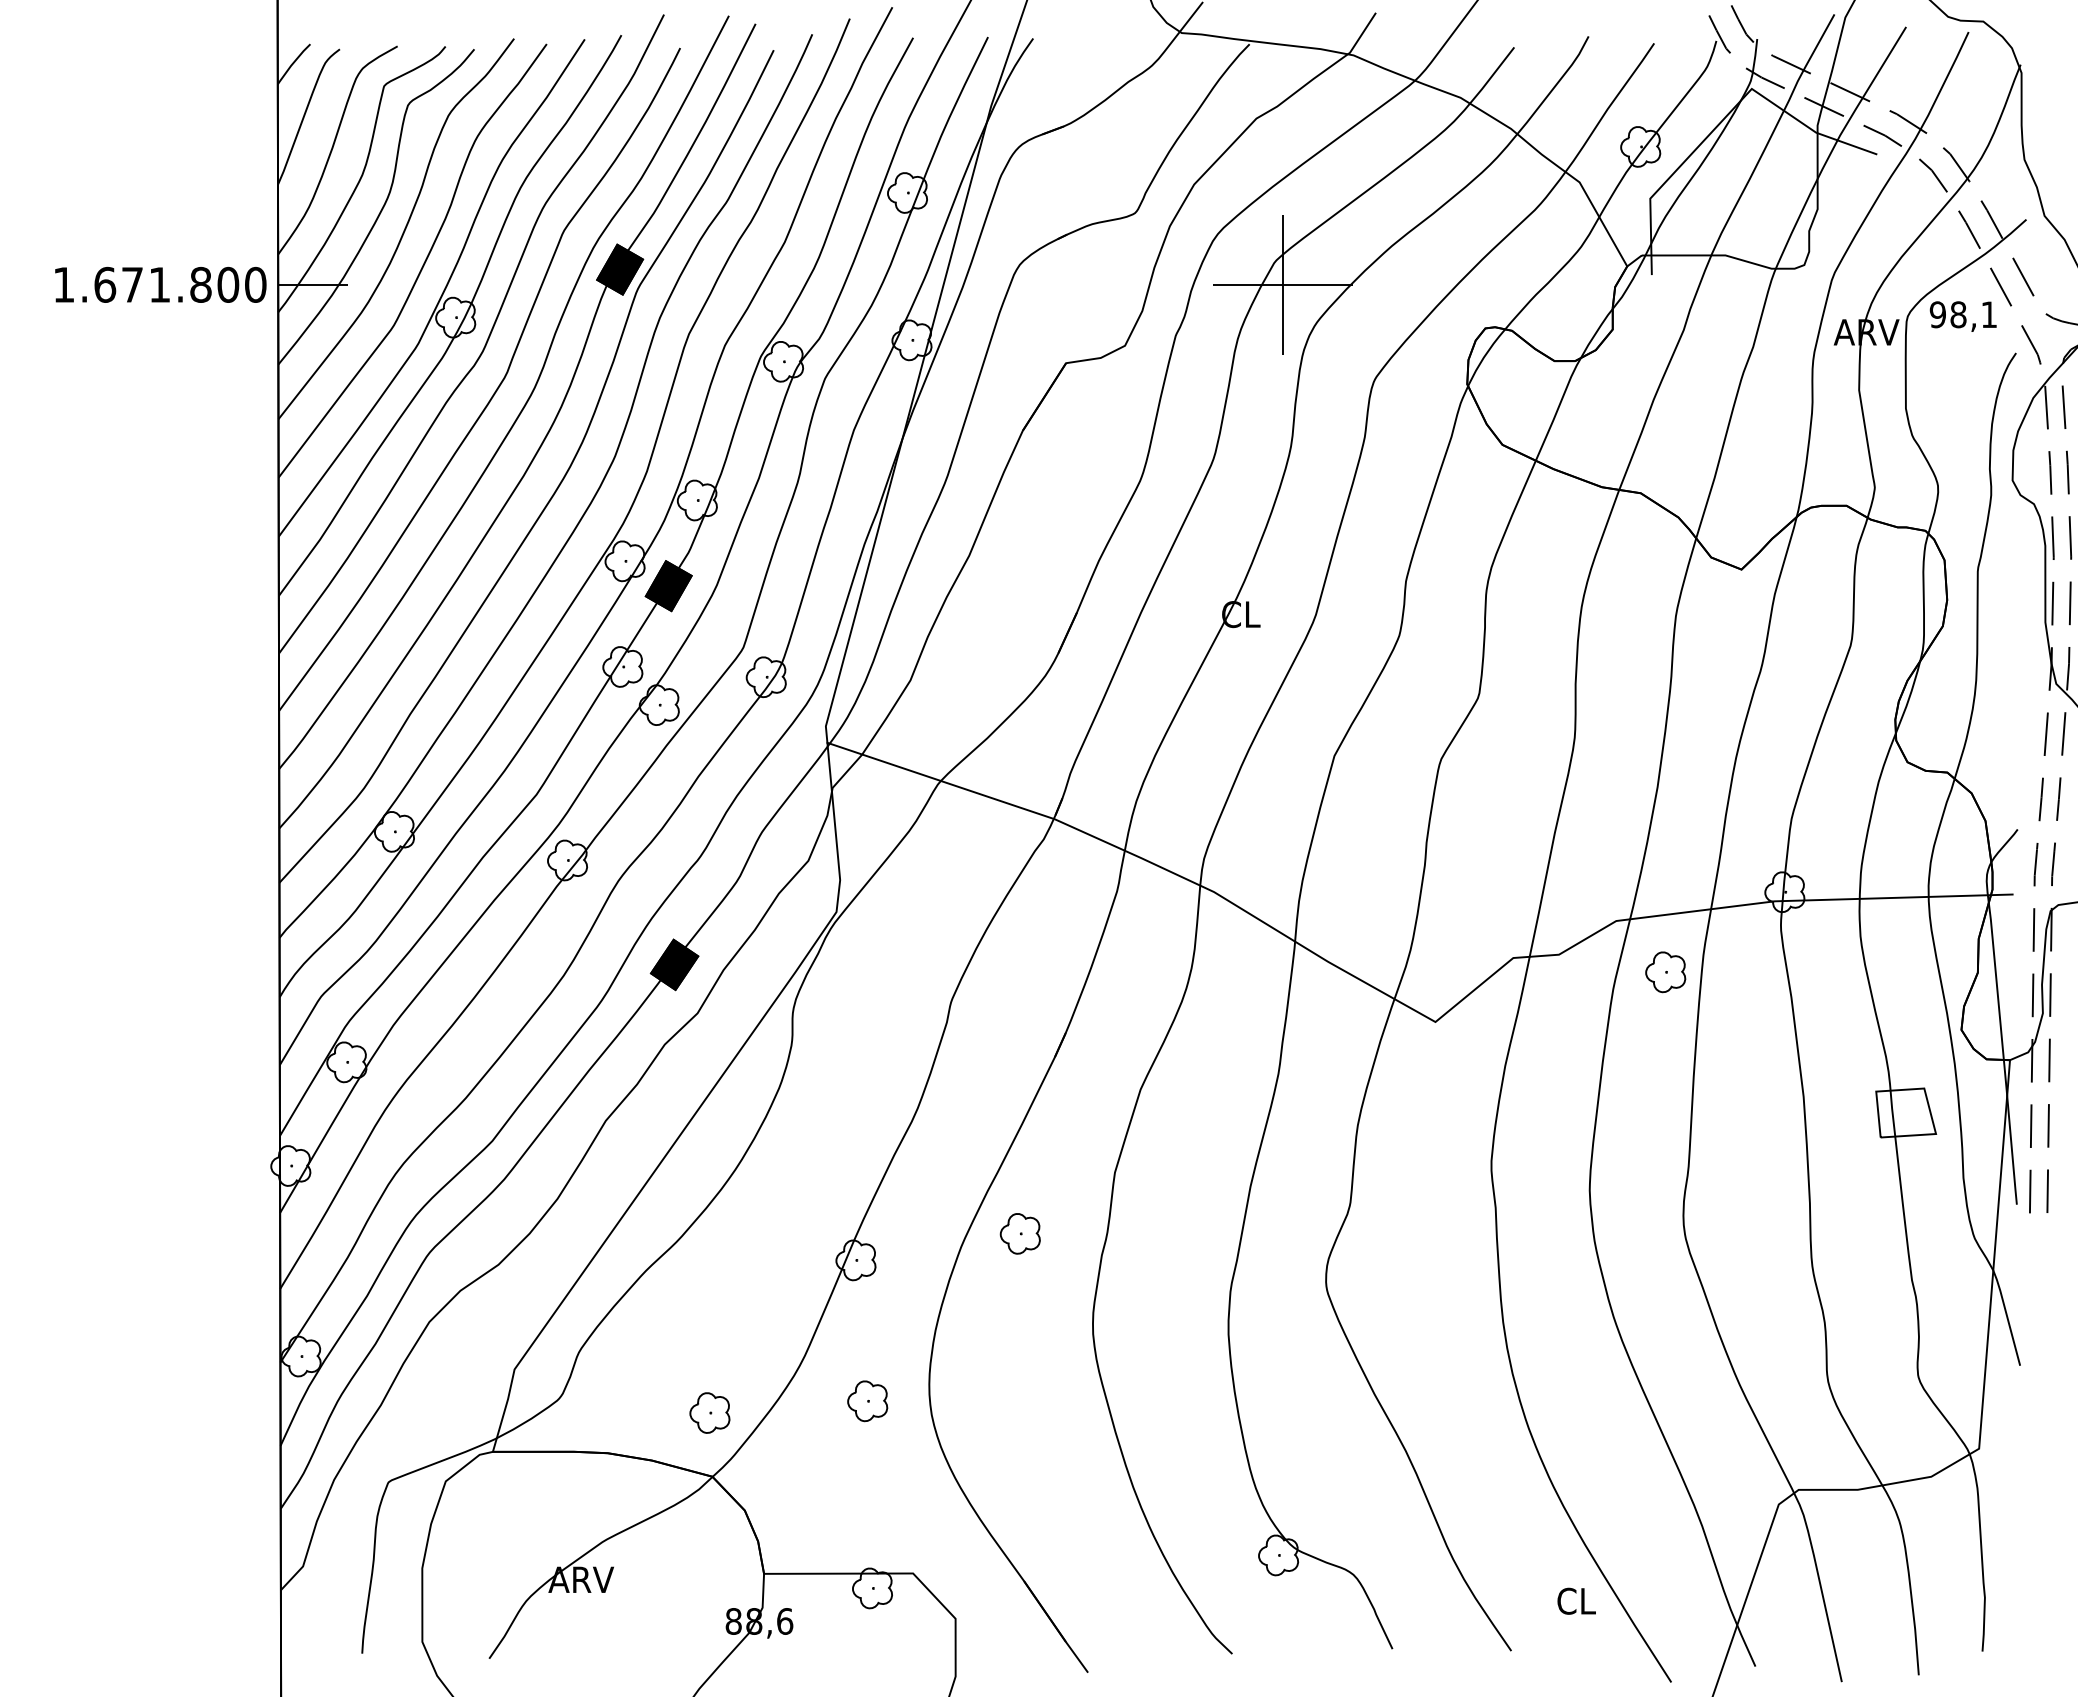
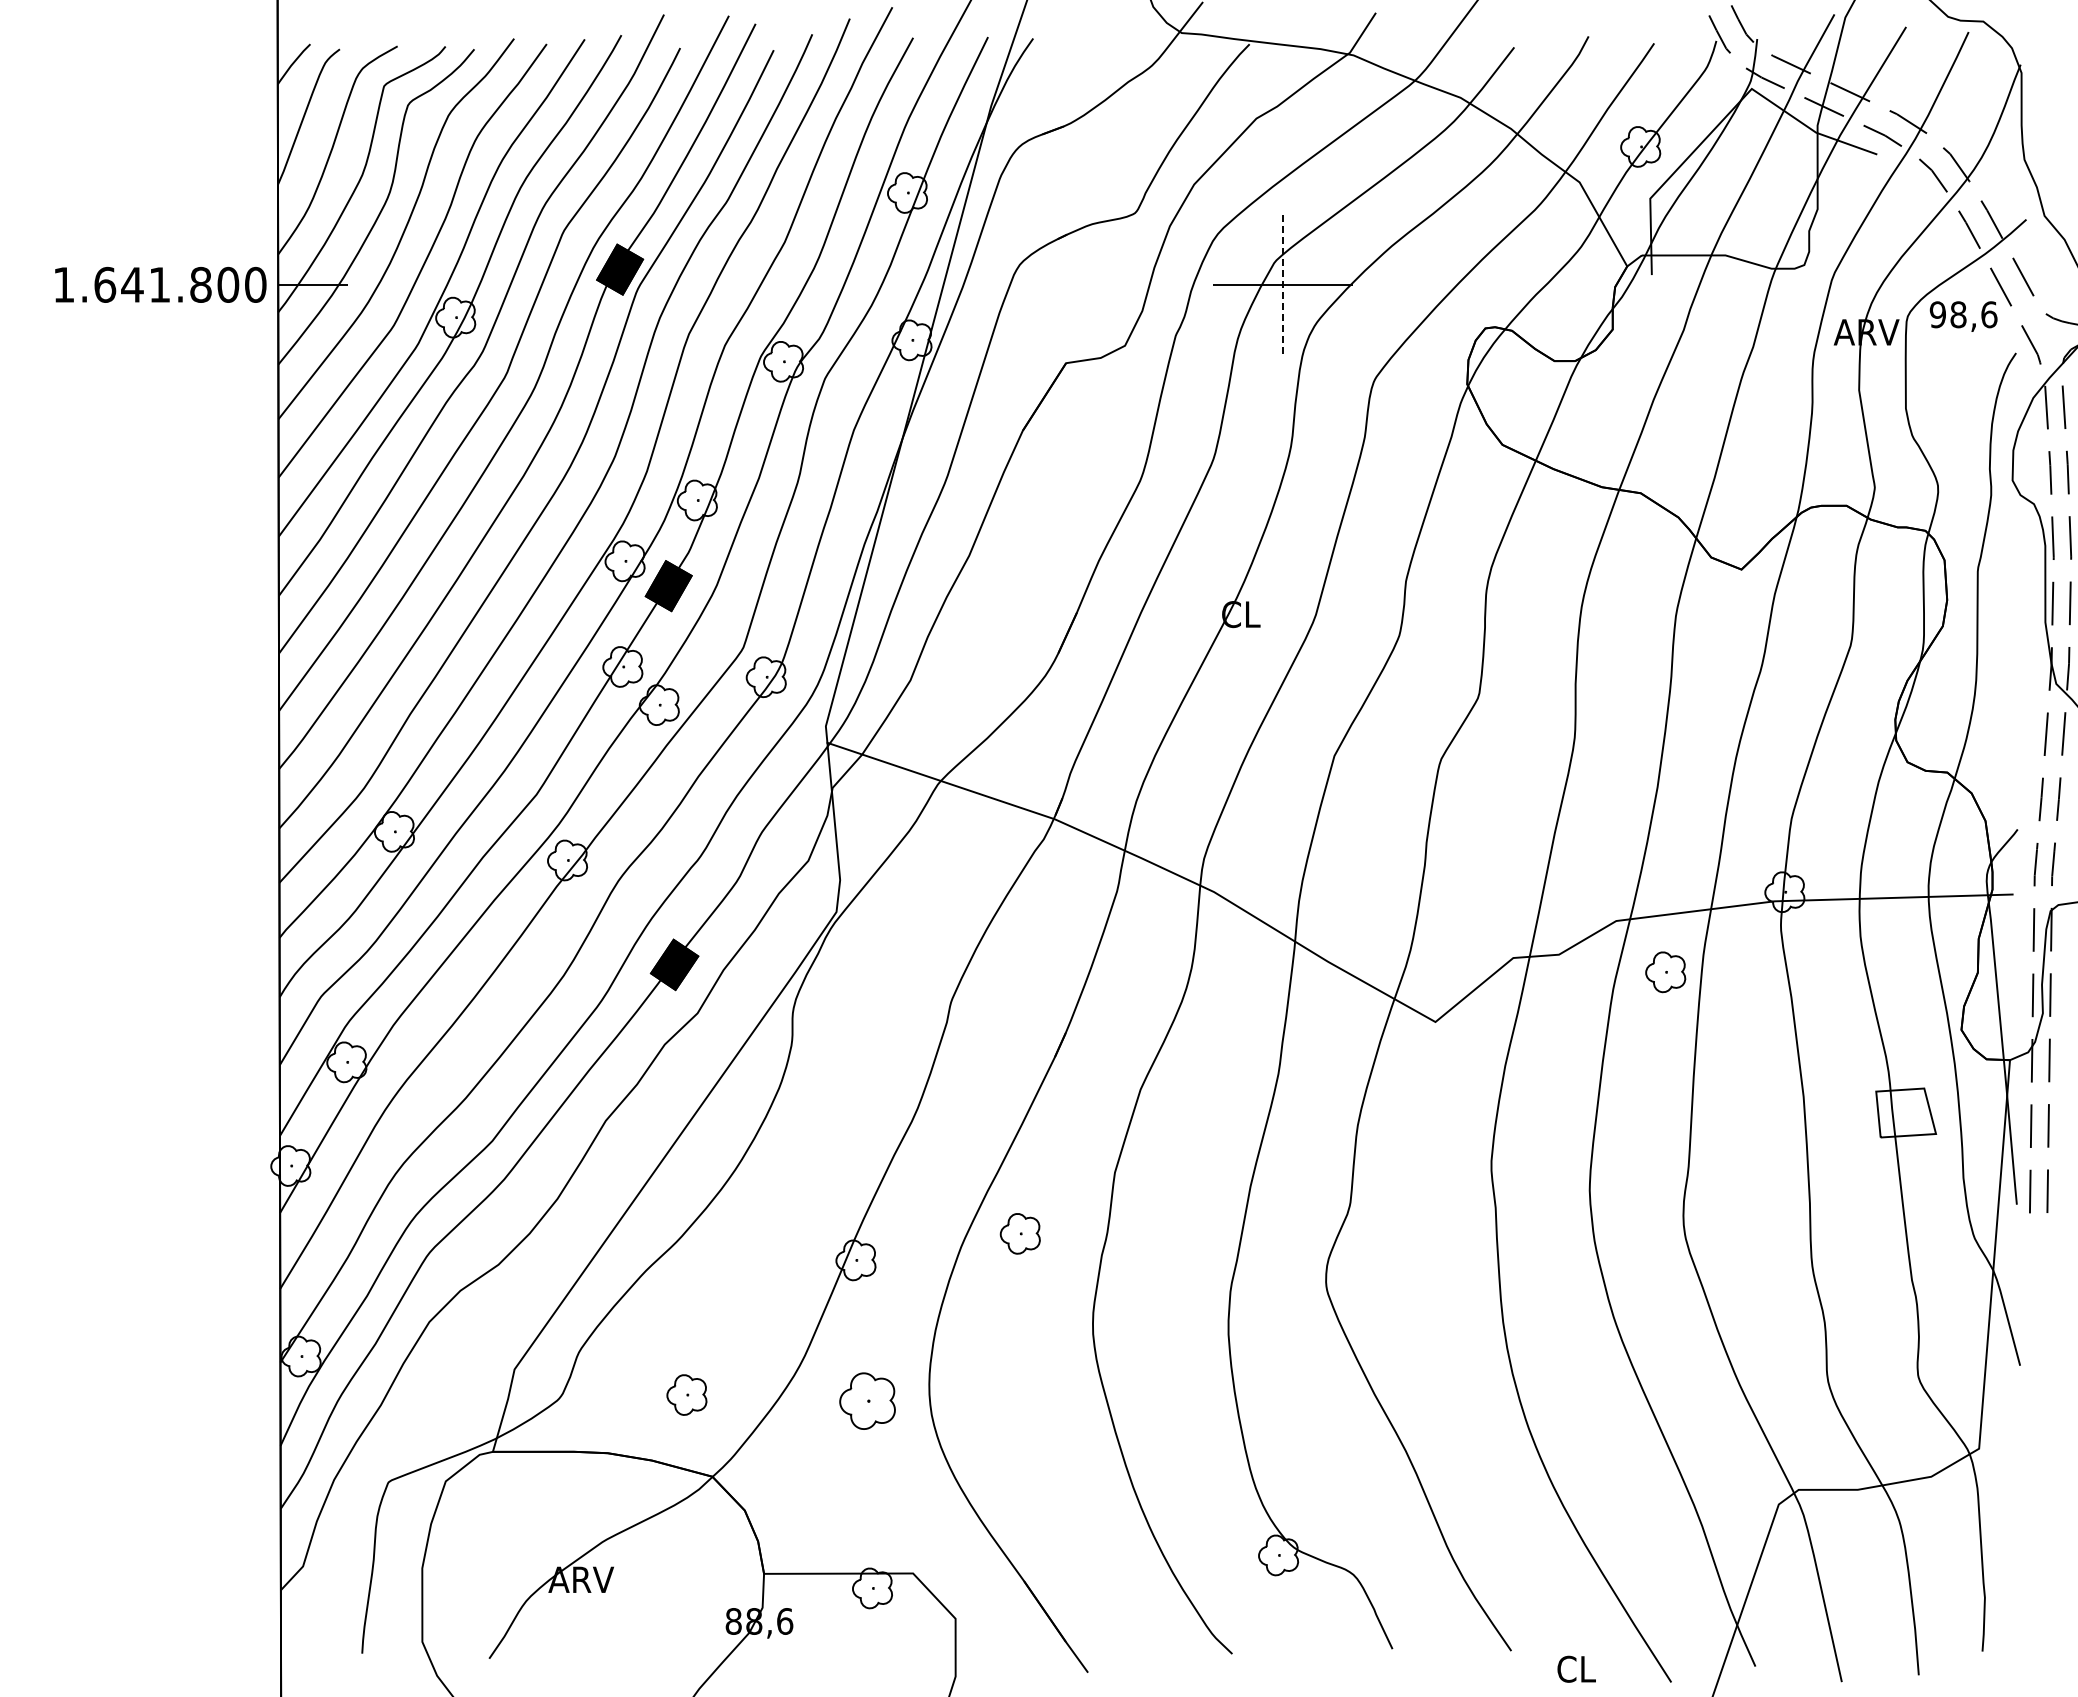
text: 1.671.800 -> 1.641.800 (132, 284)
line: solid -> dashed (1282, 284)
text: 98,1 -> 98,6 (1989, 314)
part size: 42x43 px -> 57x58 px (867, 1400)
part position: (709, 1412) -> (686, 1394) (686, 1394)
text position: (1576, 1600) -> (1576, 1668) (1576, 1668)
